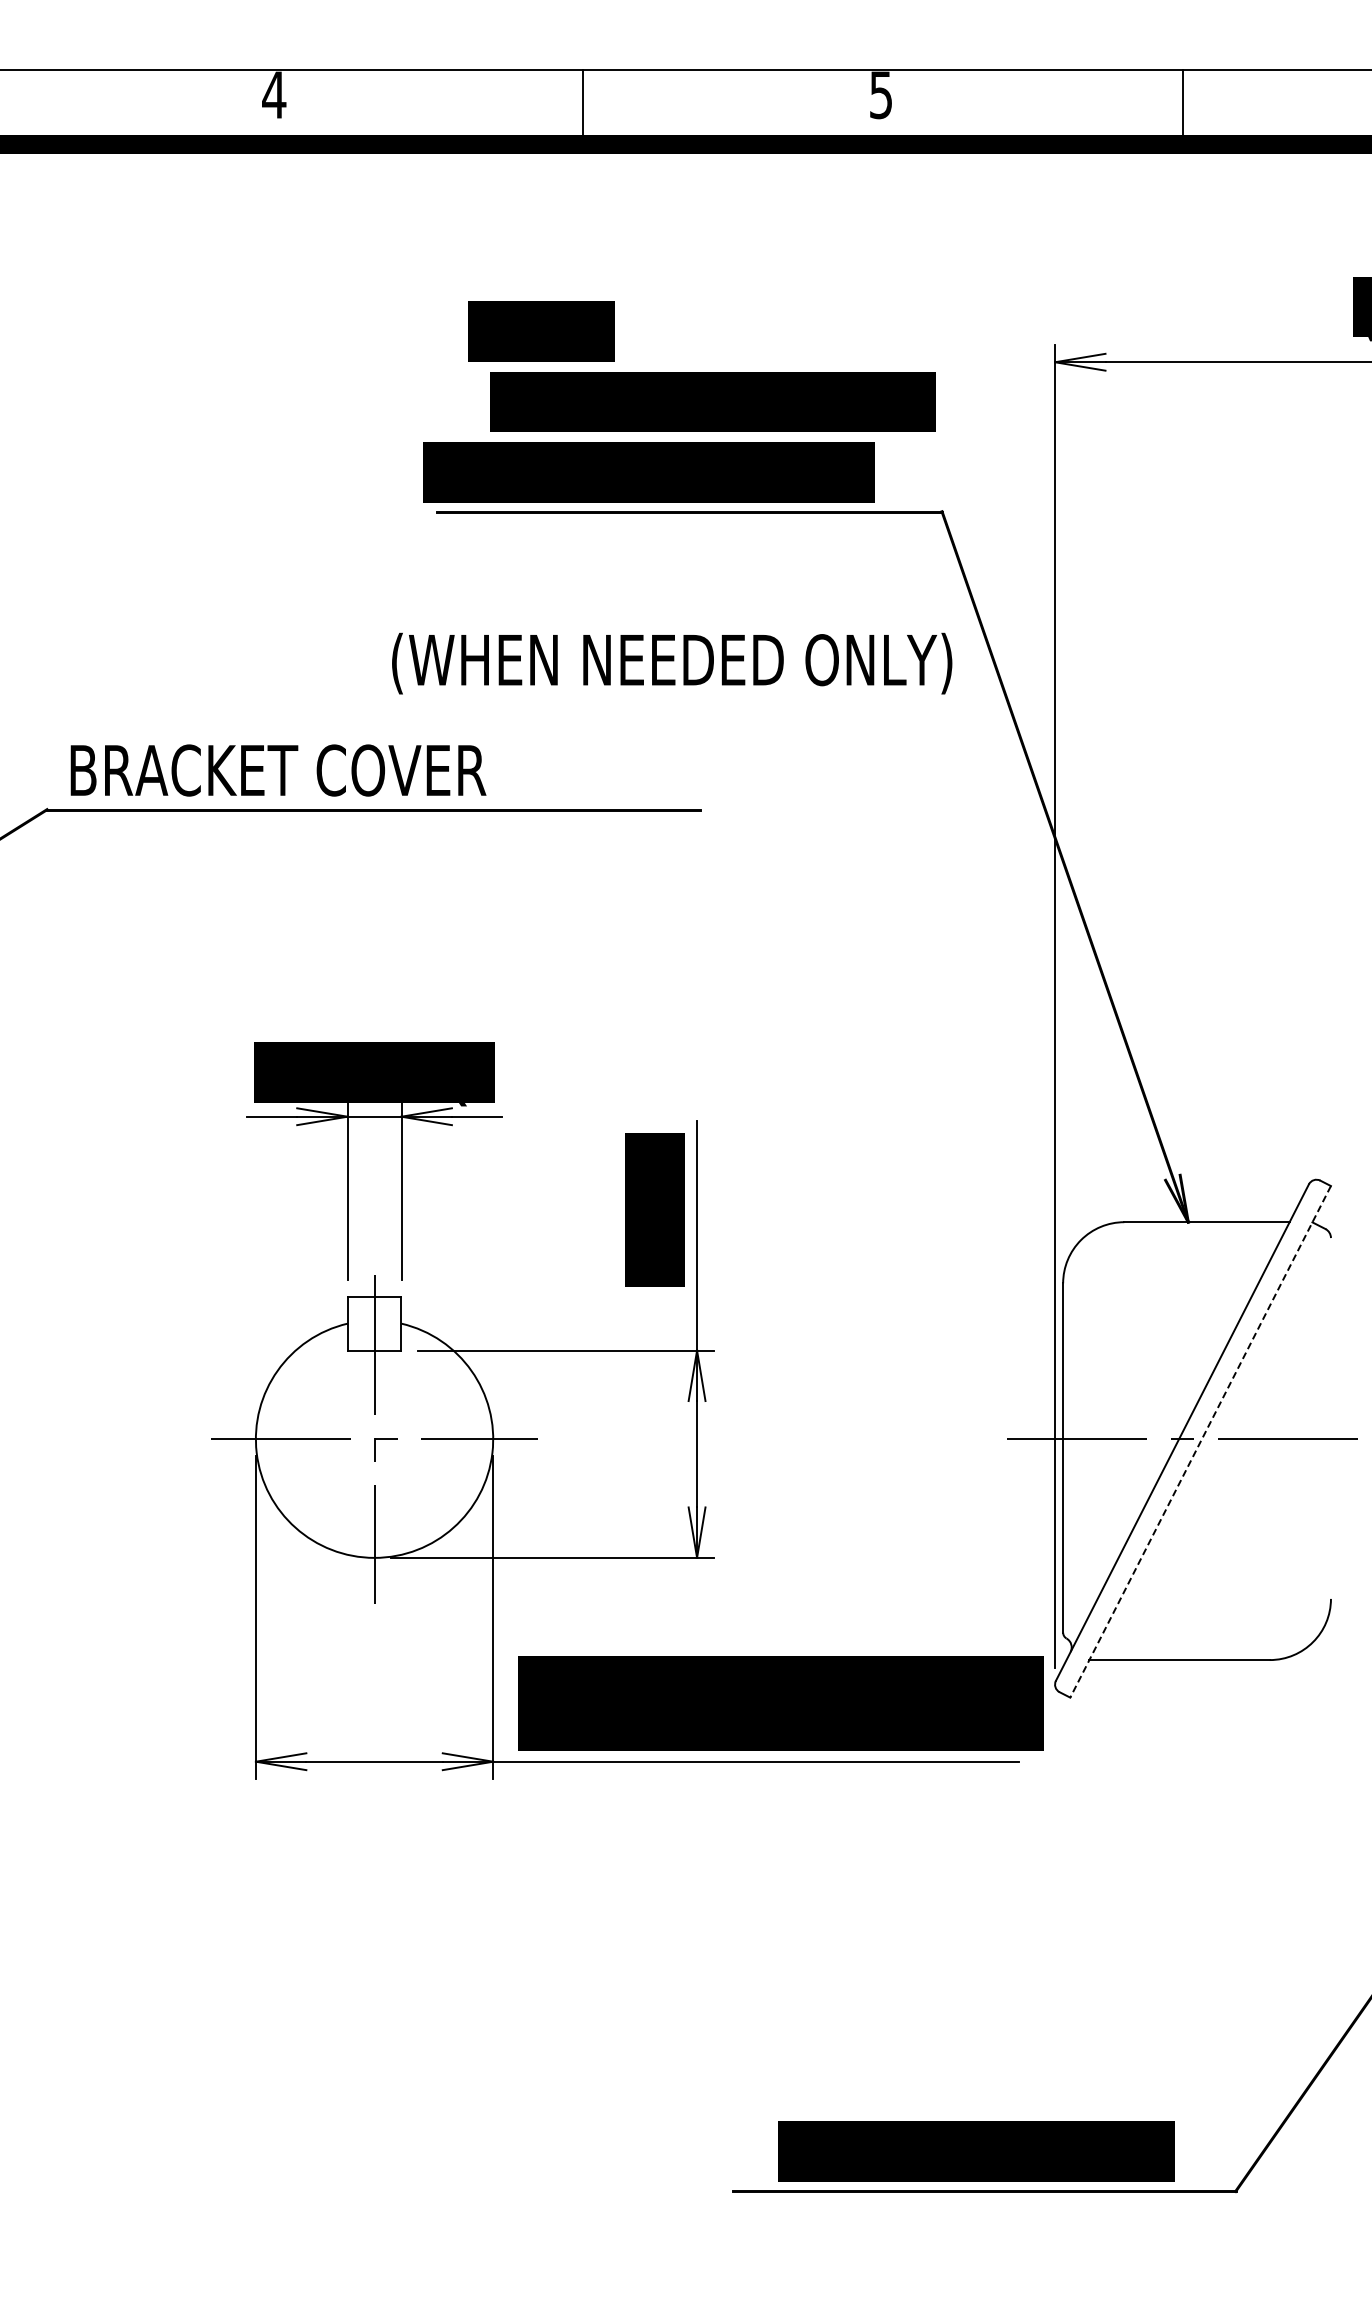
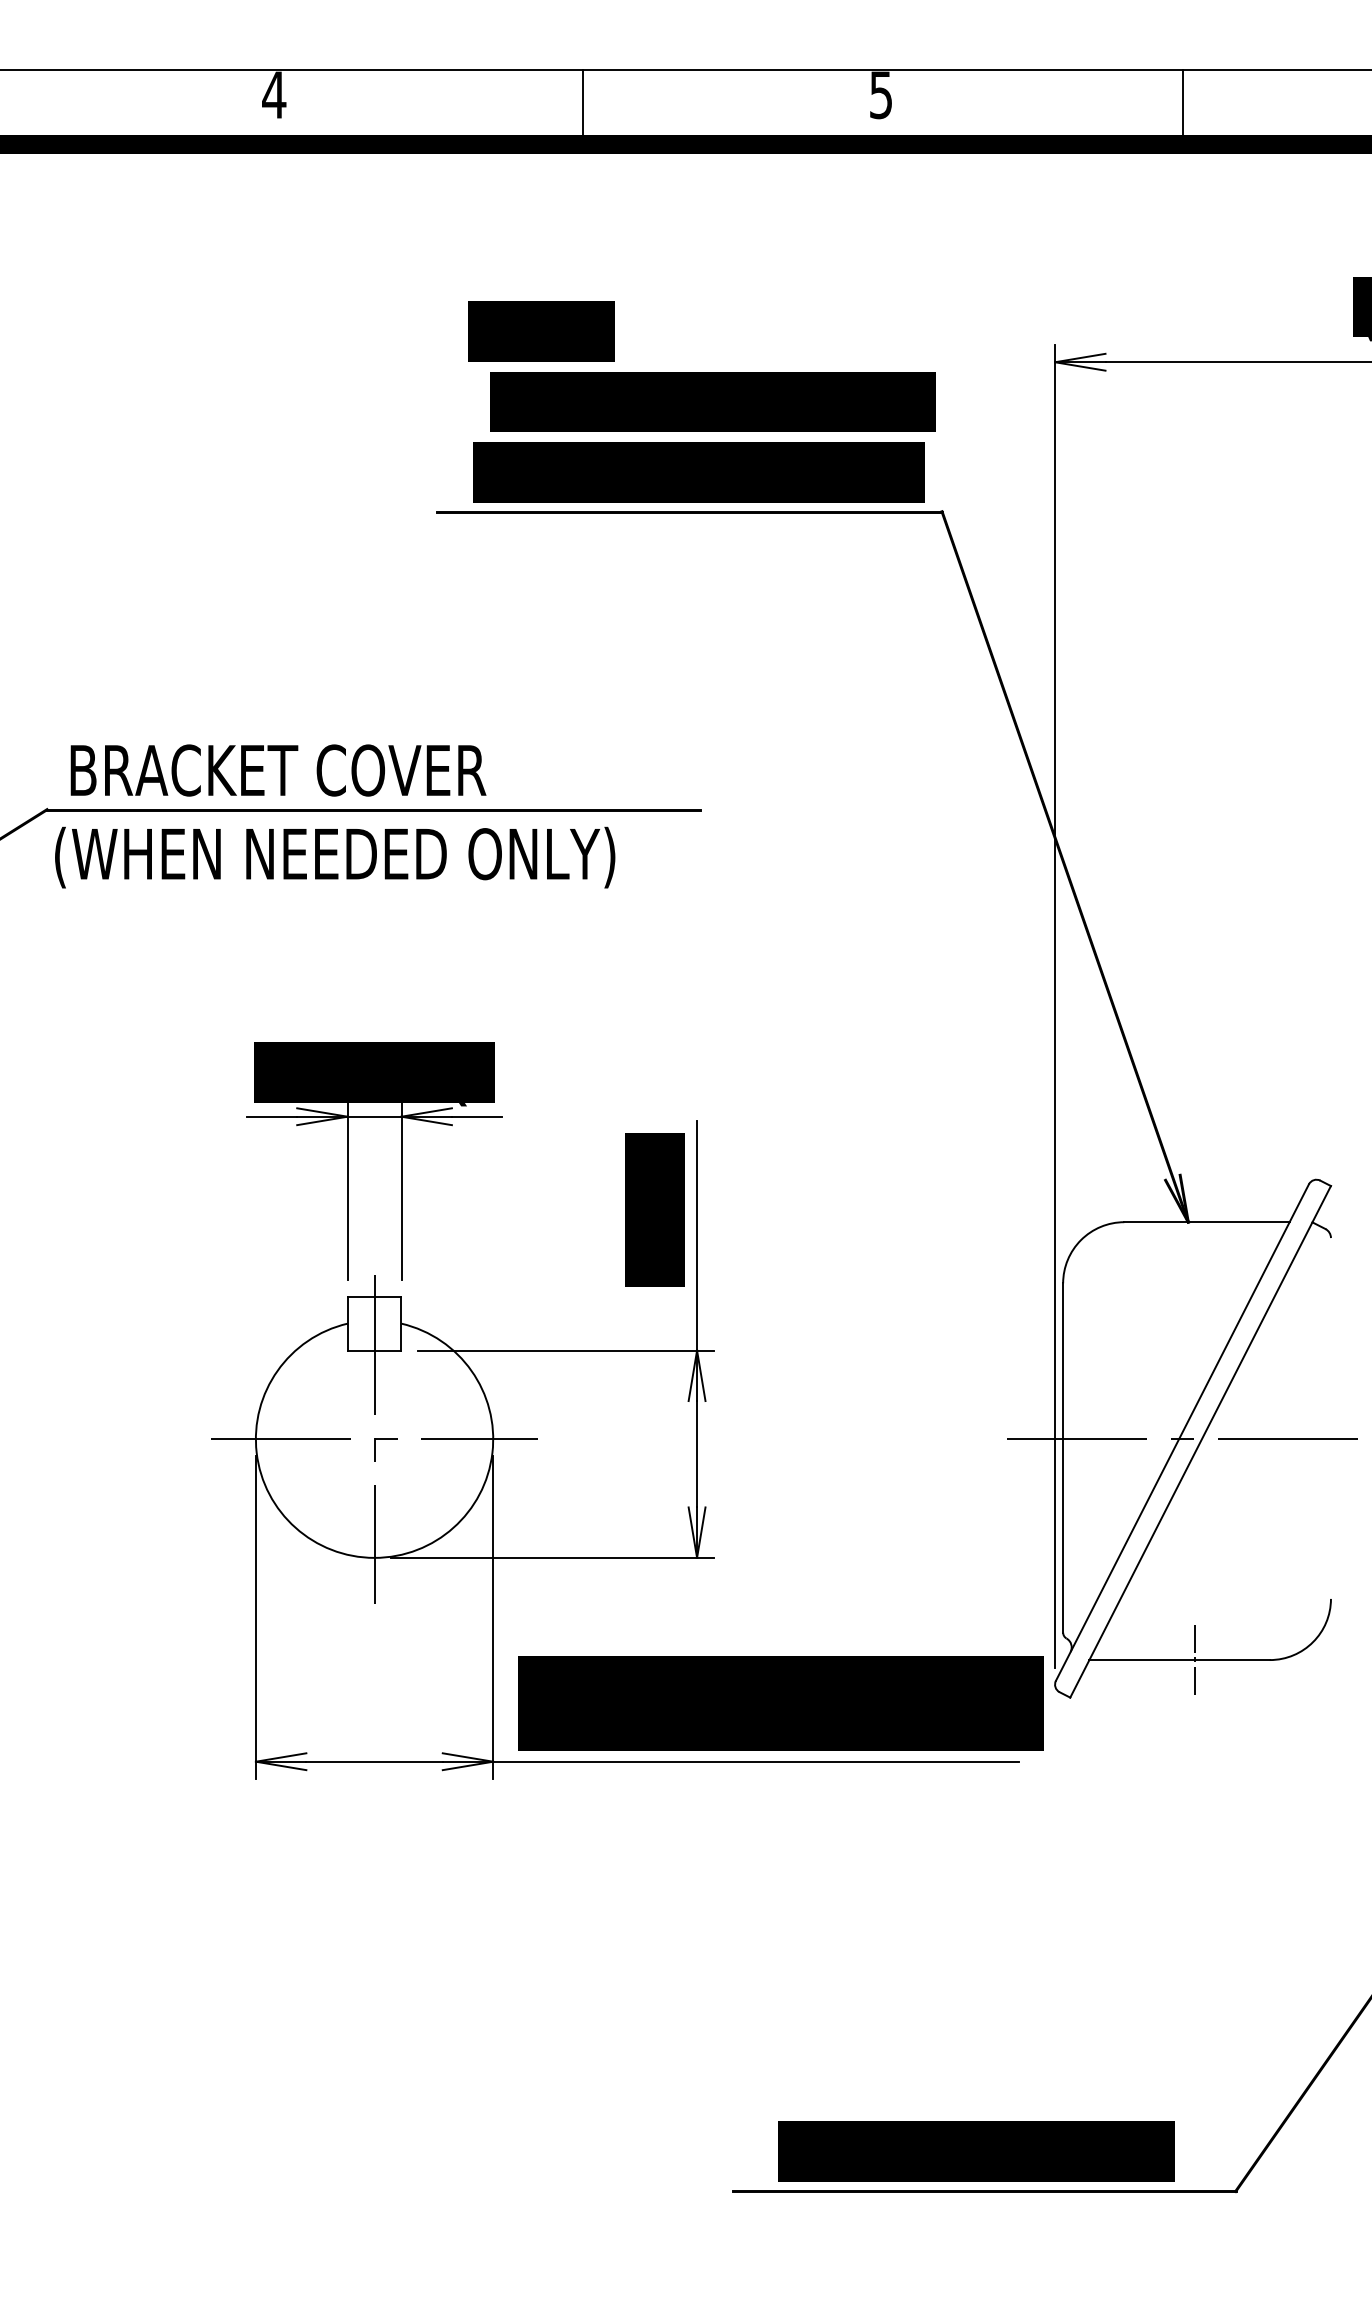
text position: (648, 472) -> (698, 472) (698, 472)
text position: (672, 663) -> (335, 857) (335, 857)
line: dashed -> solid (1200, 1442)
line: none -> present (1194, 1659)
